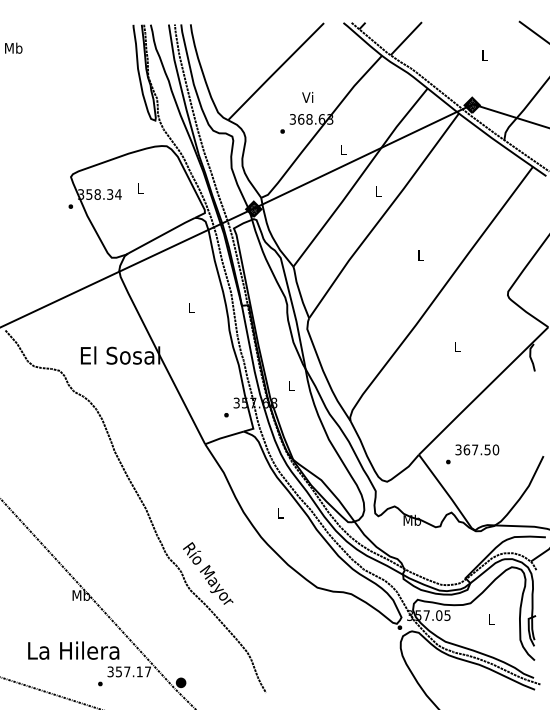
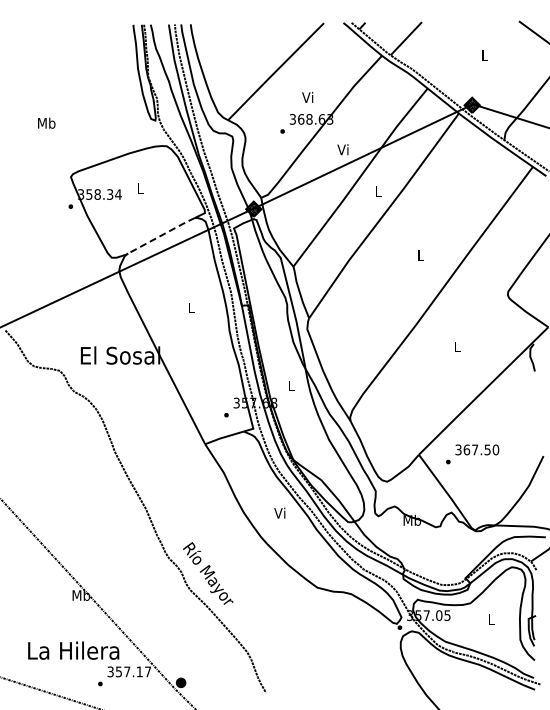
text position: (13, 47) -> (46, 122) (46, 122)
text: L -> Vi (342, 149)
line: solid -> dashed (161, 235)
text: L -> Vi (279, 512)
